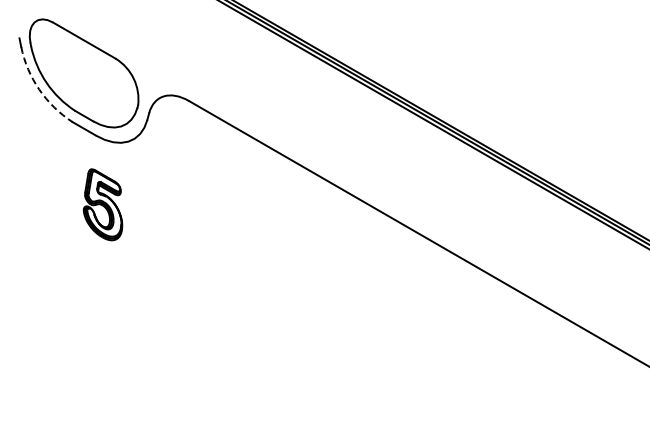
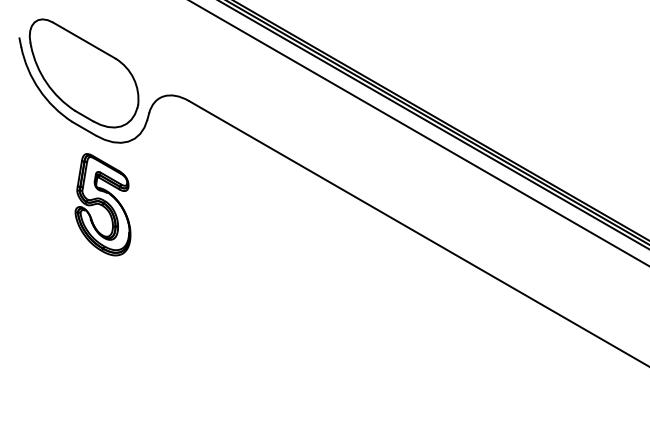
arc: dashed -> solid (39, 89)
line: none -> present (419, 133)
part size: 42x74 px -> 58x104 px (102, 204)
